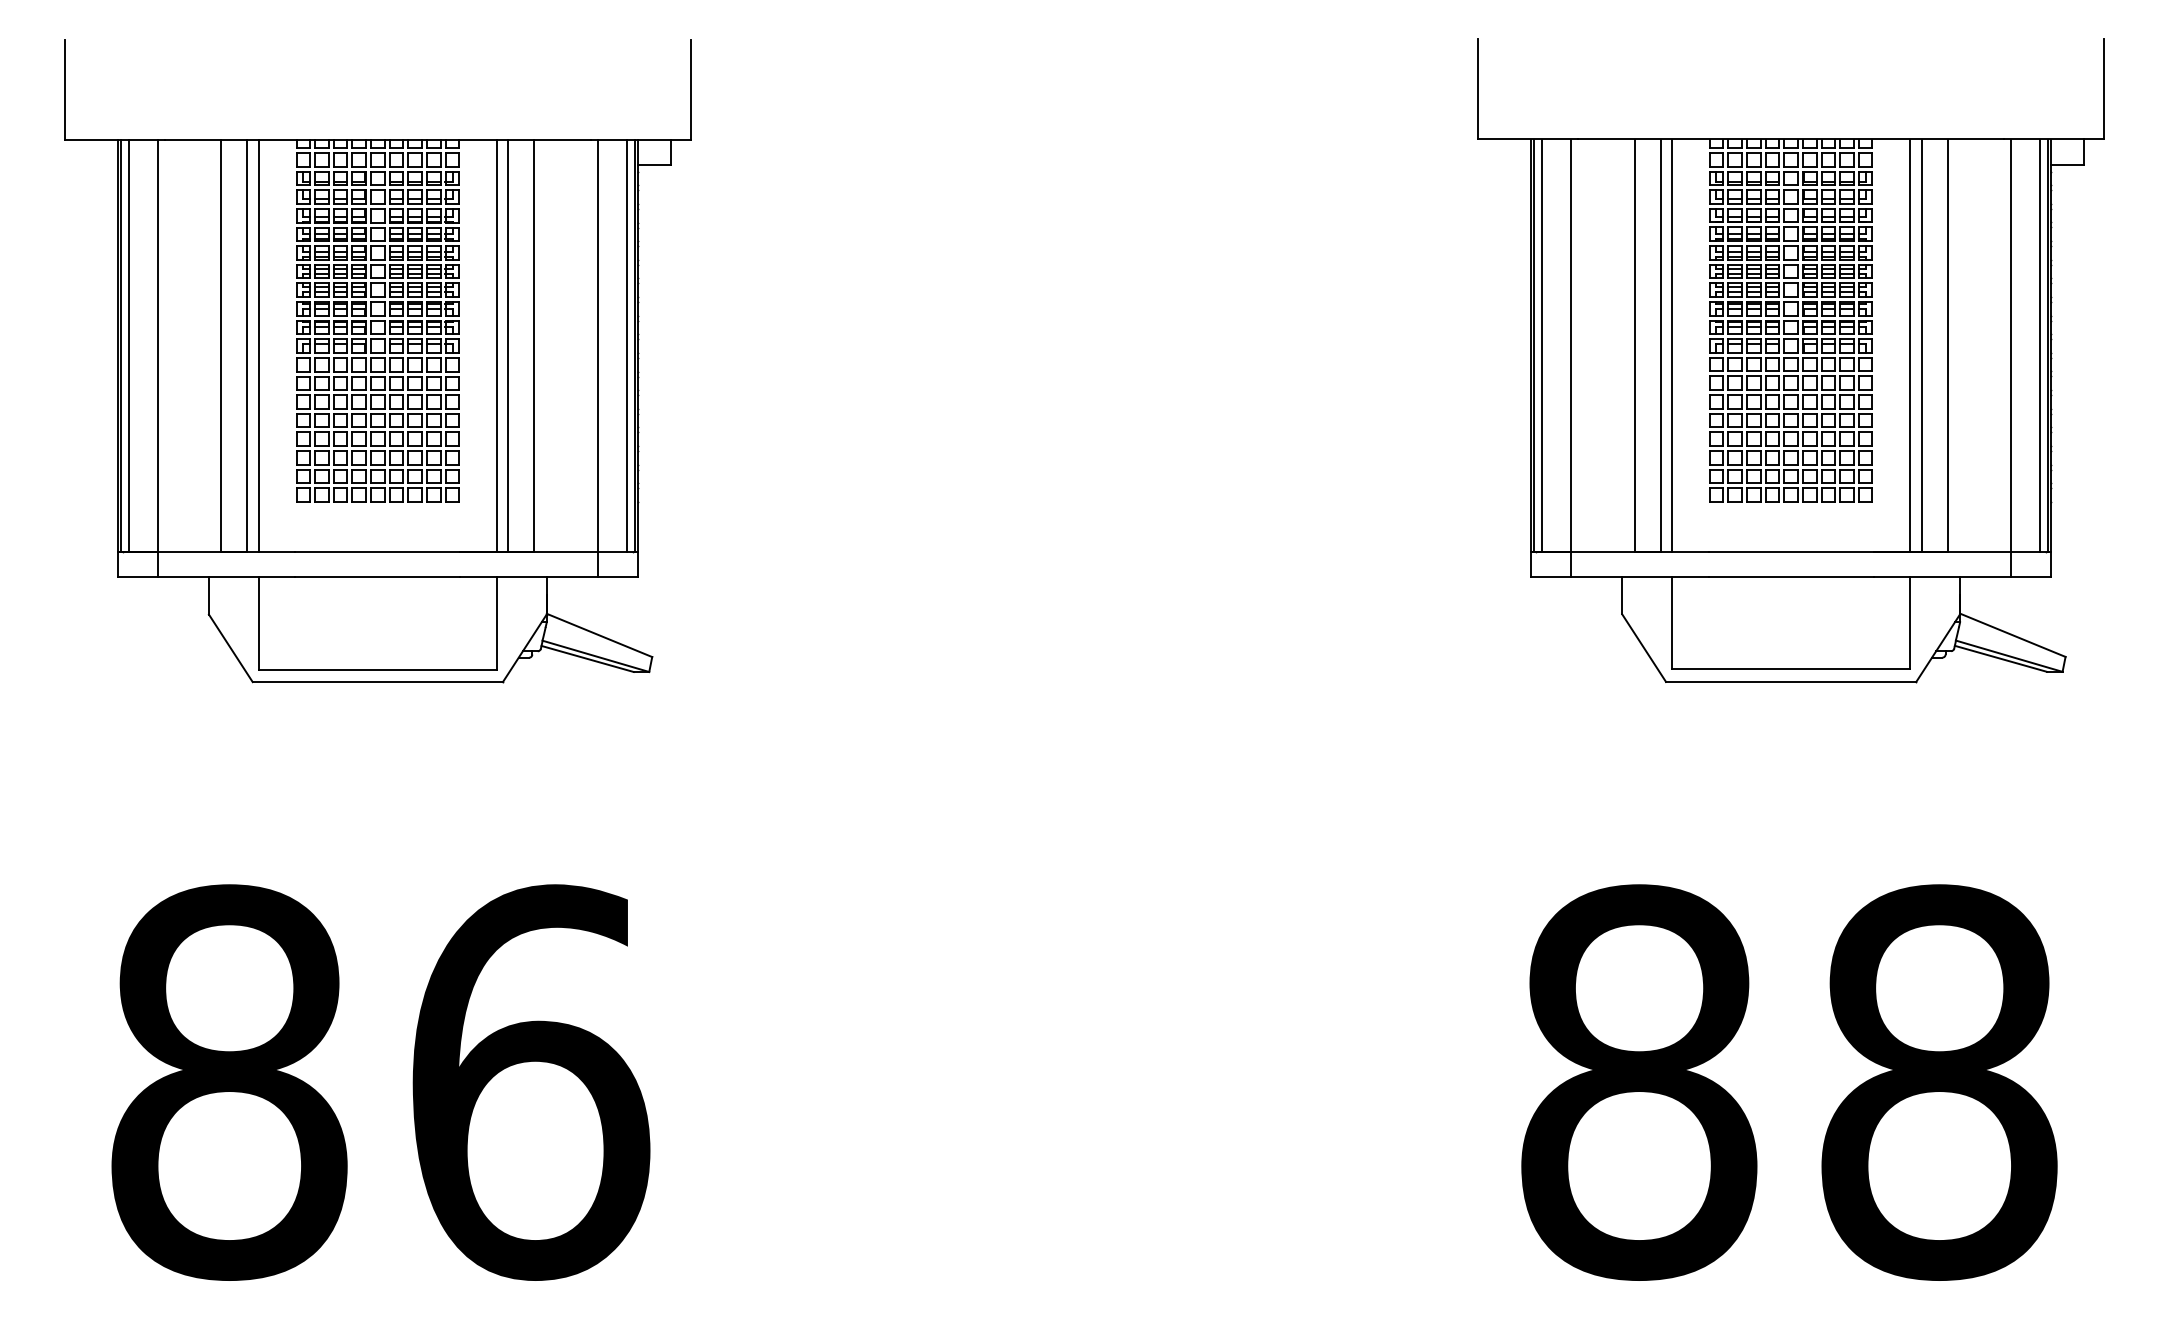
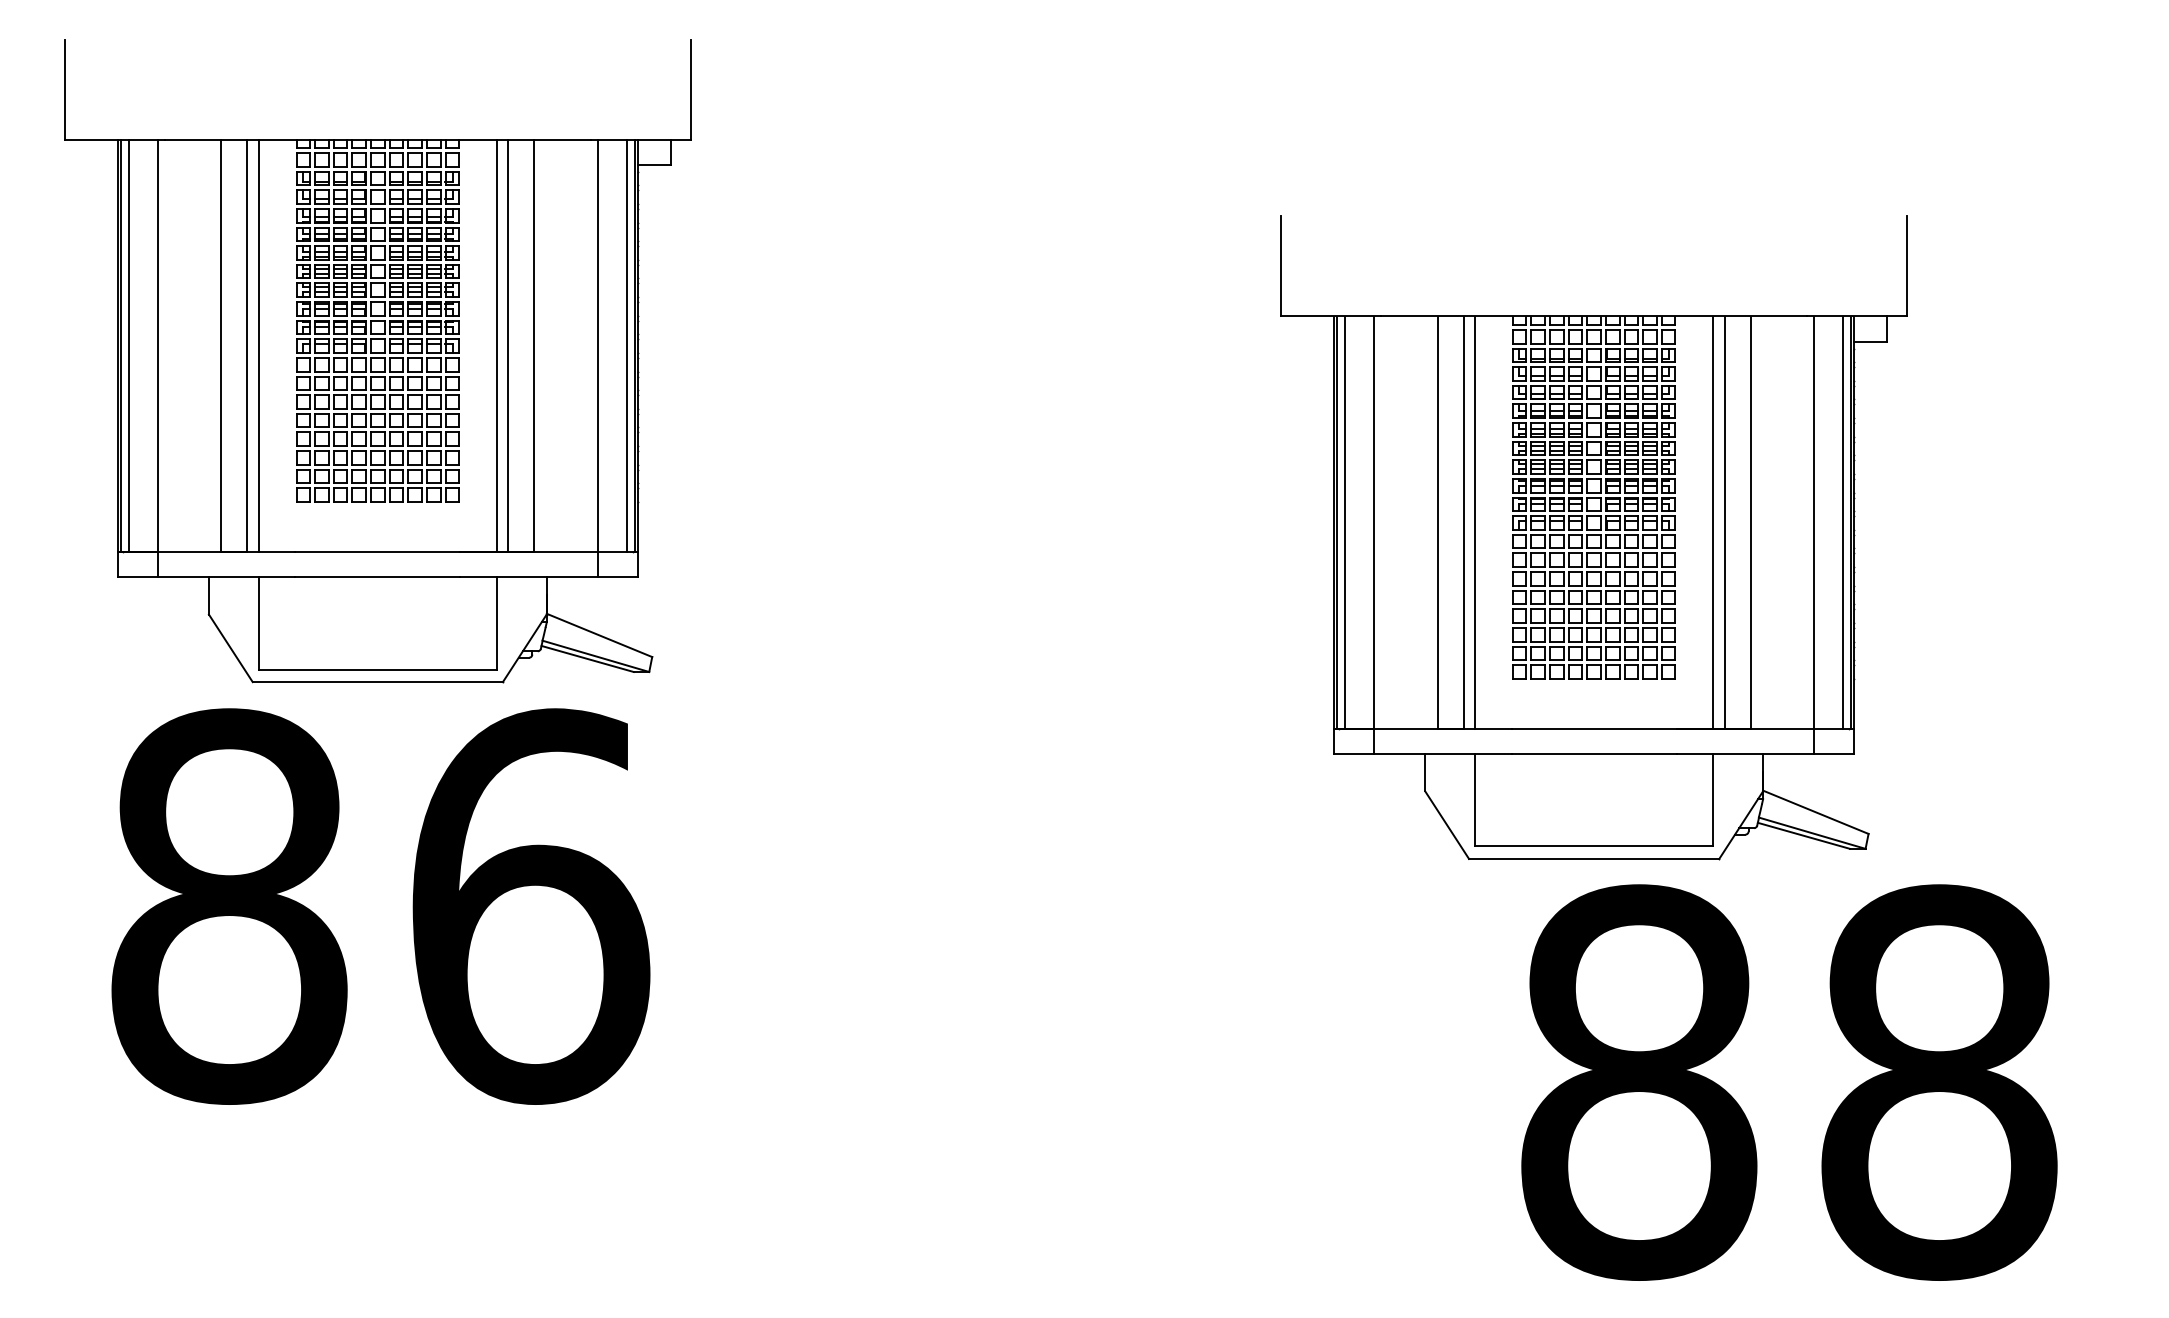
part position: (1790, 360) -> (1593, 537) (1593, 537)
text position: (380, 1082) -> (380, 906) (380, 906)
